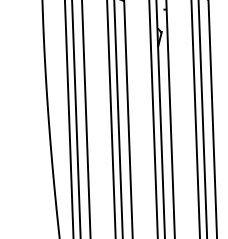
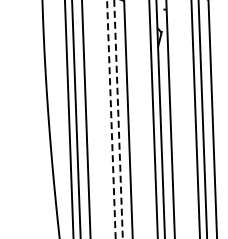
line: solid -> dashed (111, 118)
line: solid -> dashed (118, 119)
